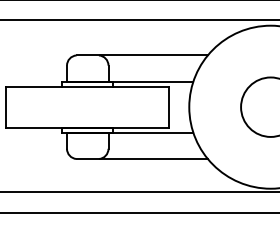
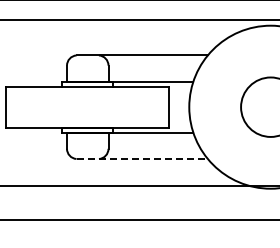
line: solid -> dashed (142, 159)
line position: (139, 192) -> (139, 186) (139, 186)
line position: (139, 212) -> (139, 219) (139, 219)
